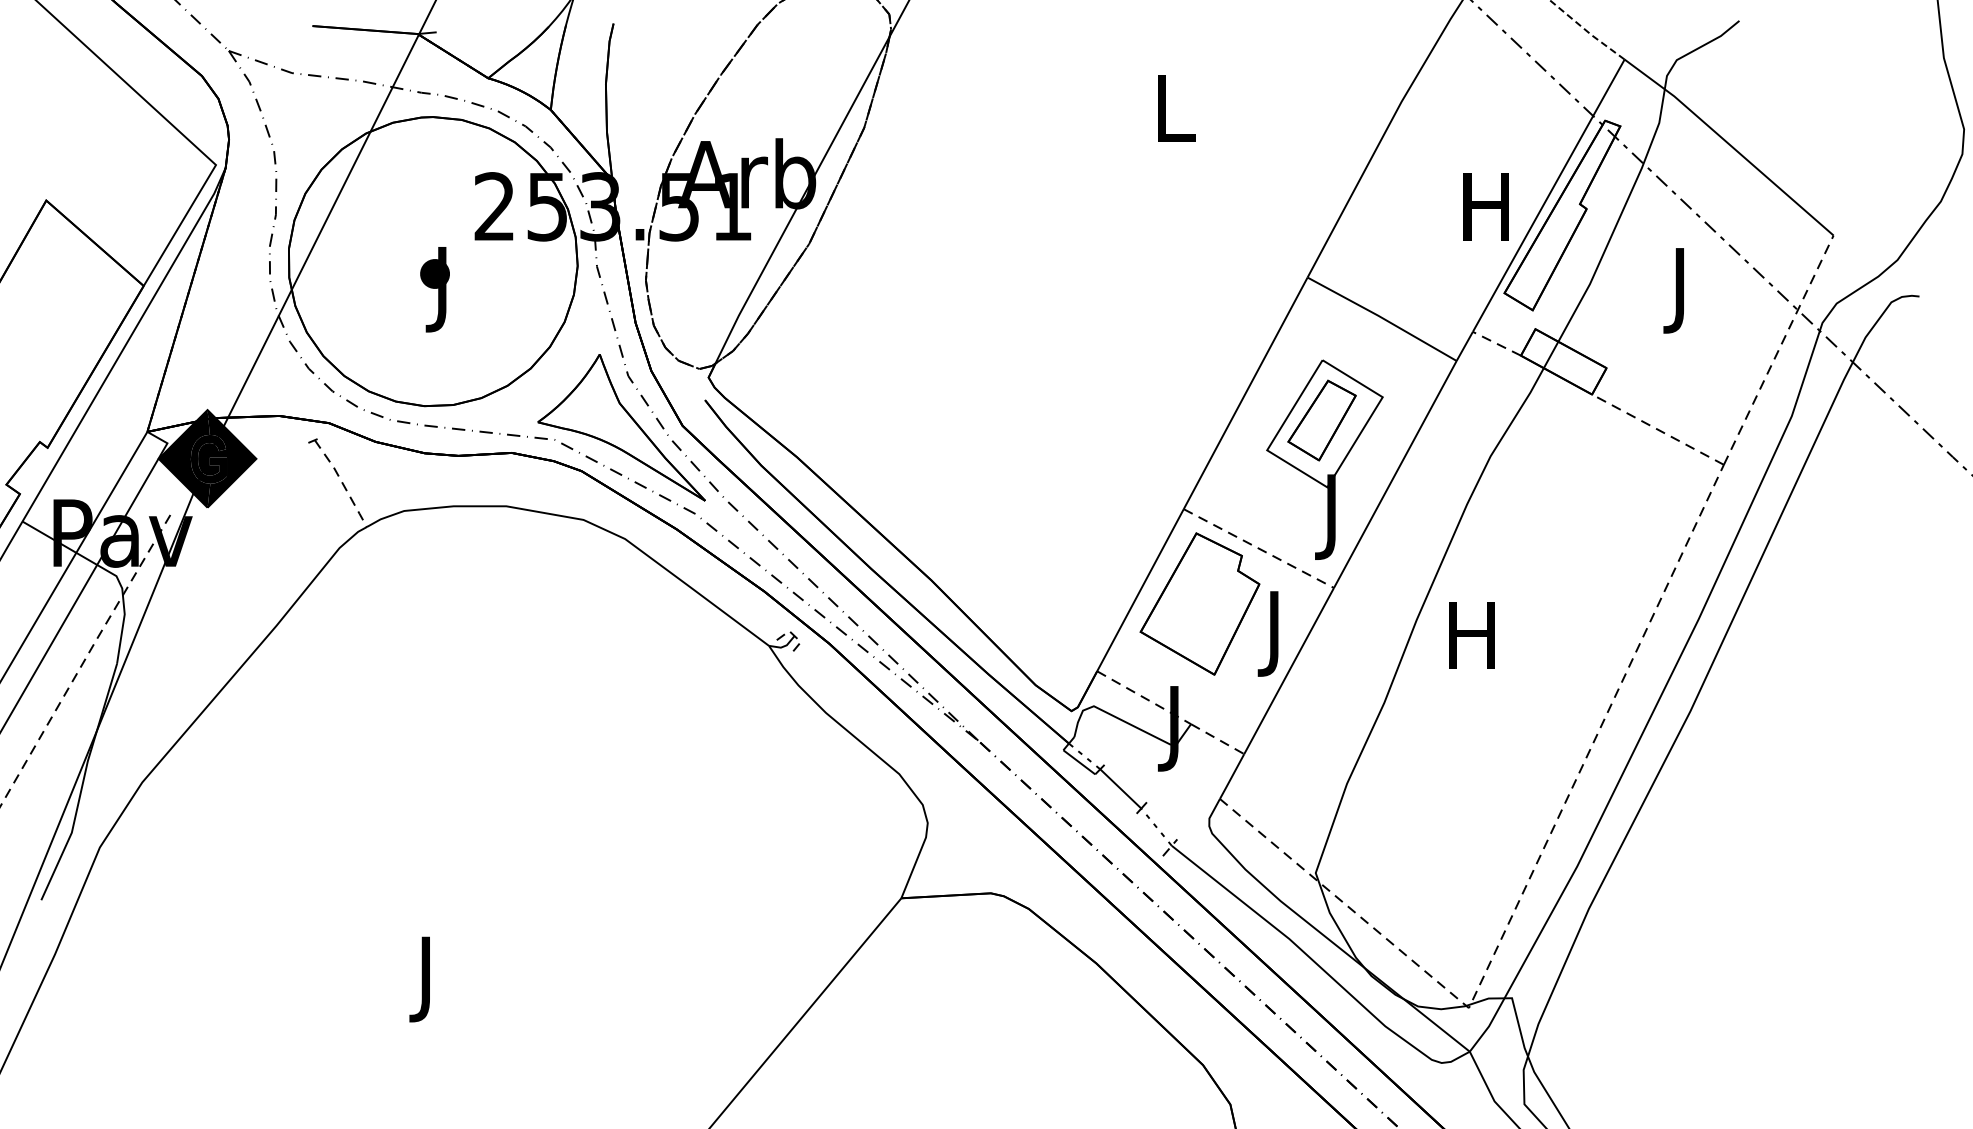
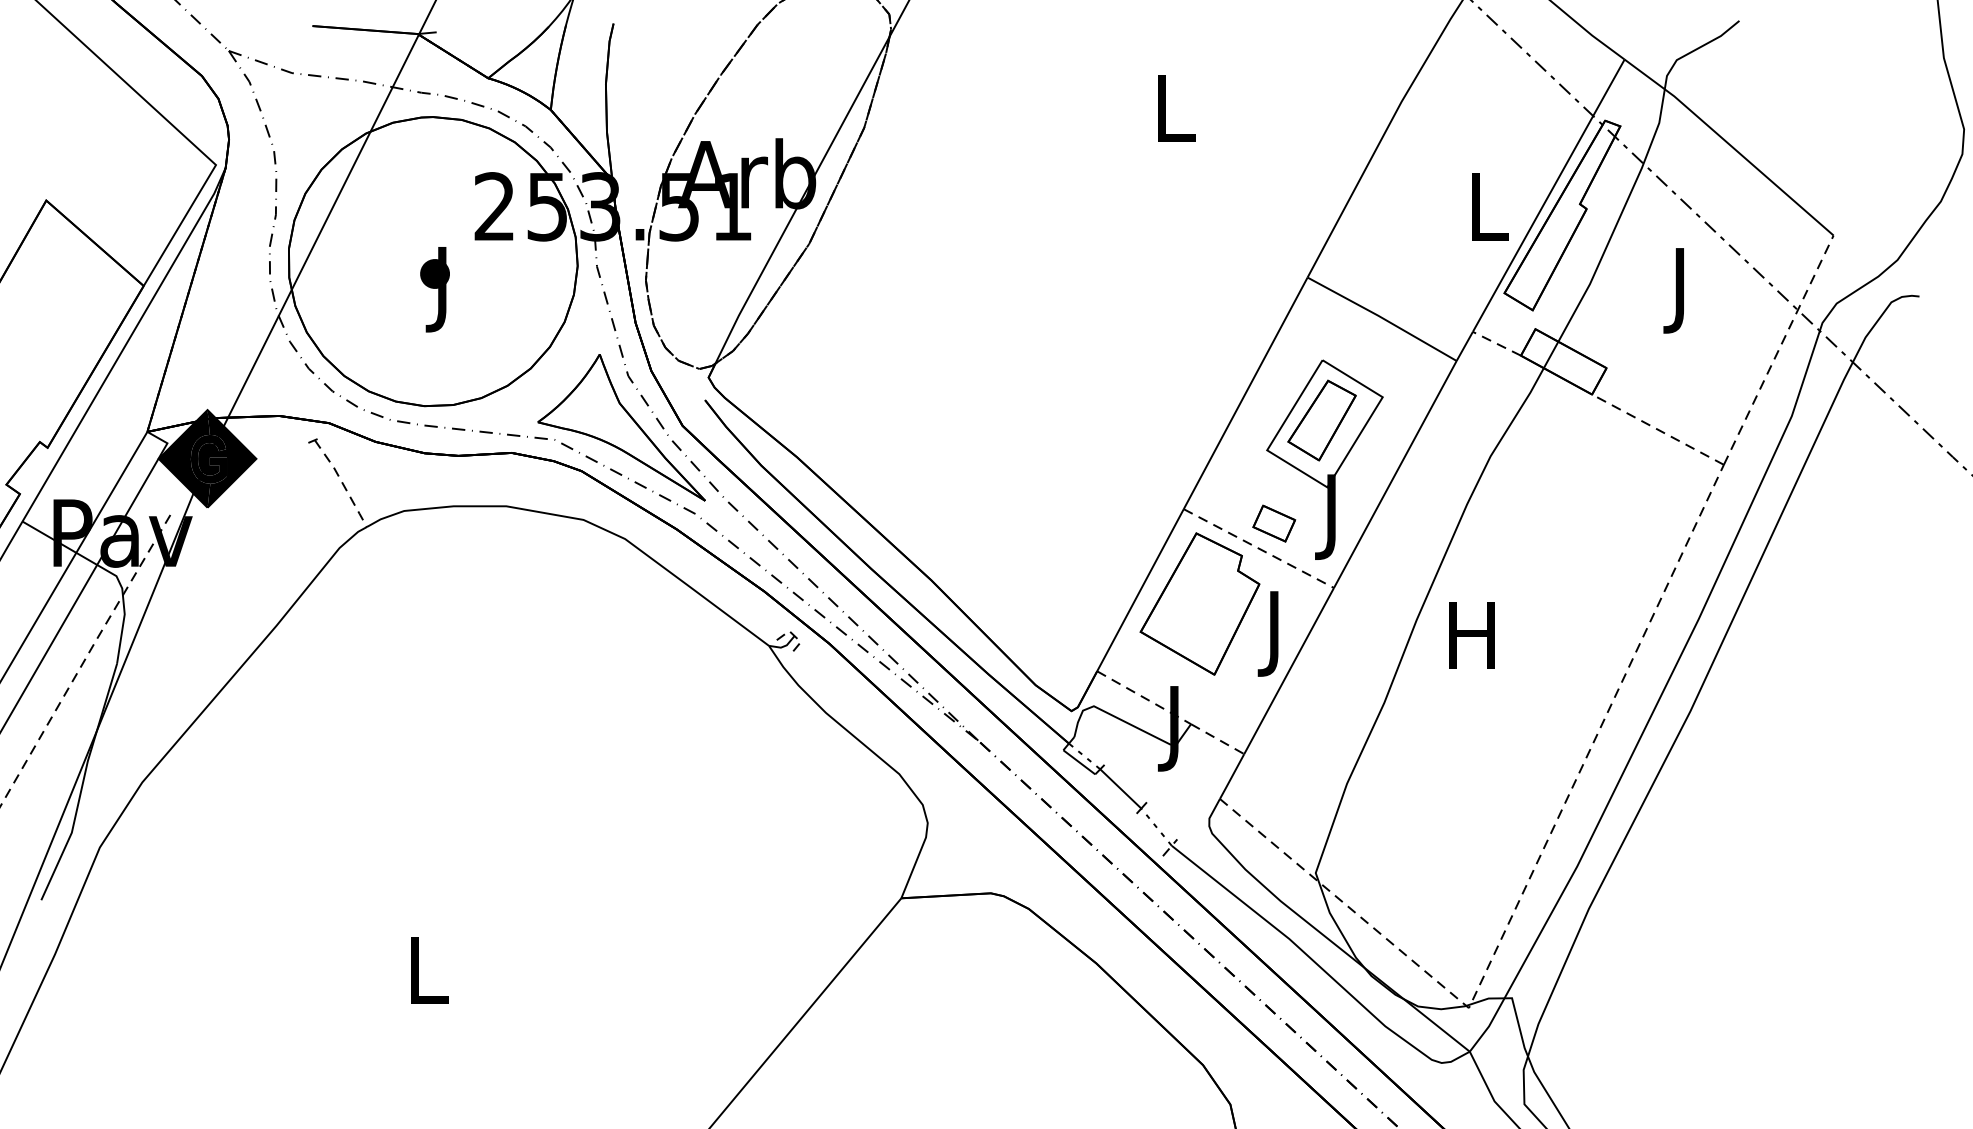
line: dashed -> solid (1586, 31)
text: H -> L (1485, 206)
part: none -> present (1274, 523)
text: J -> L (428, 979)
